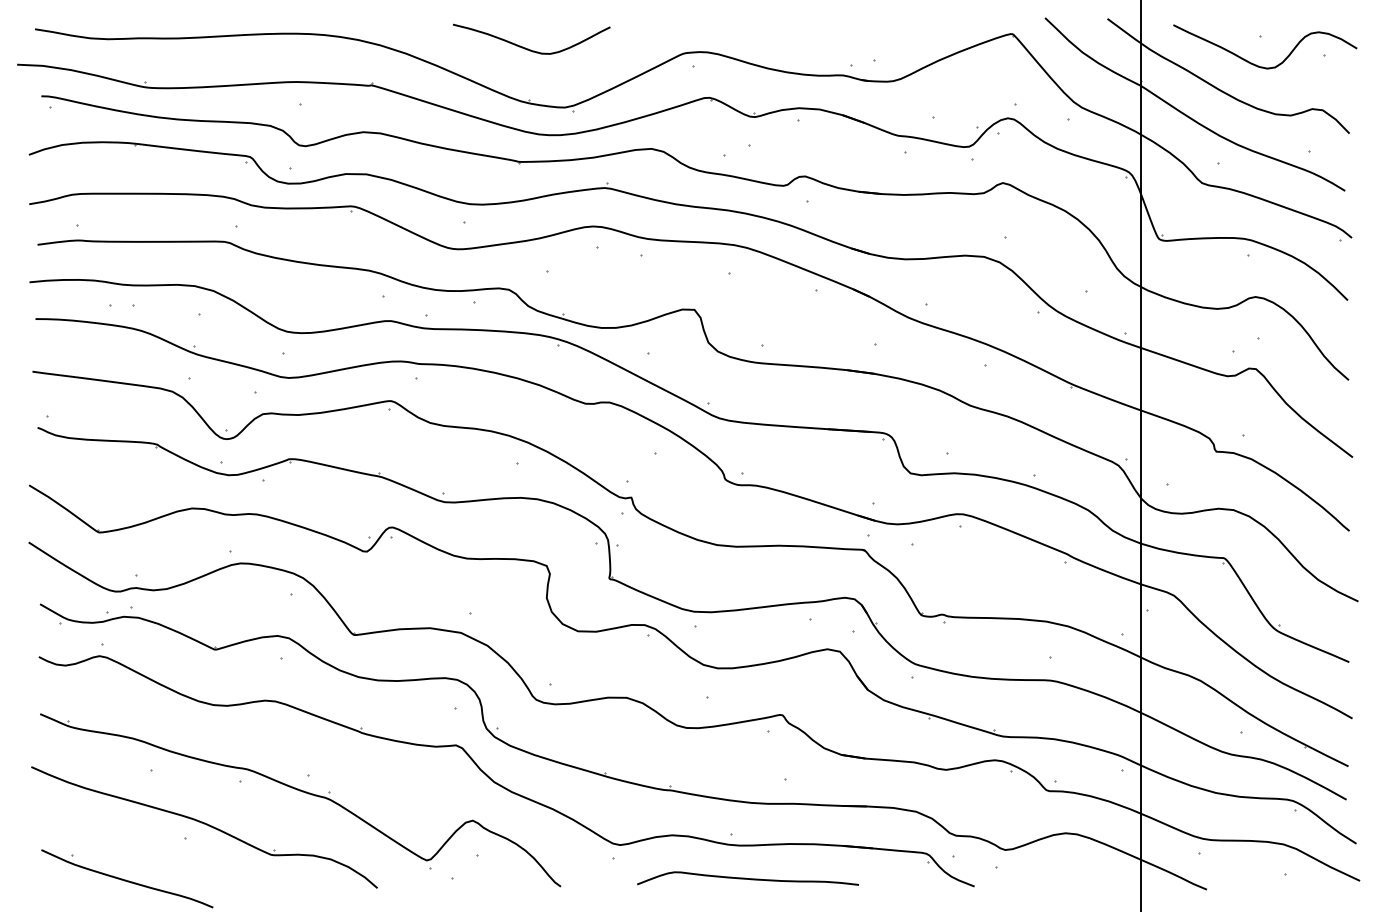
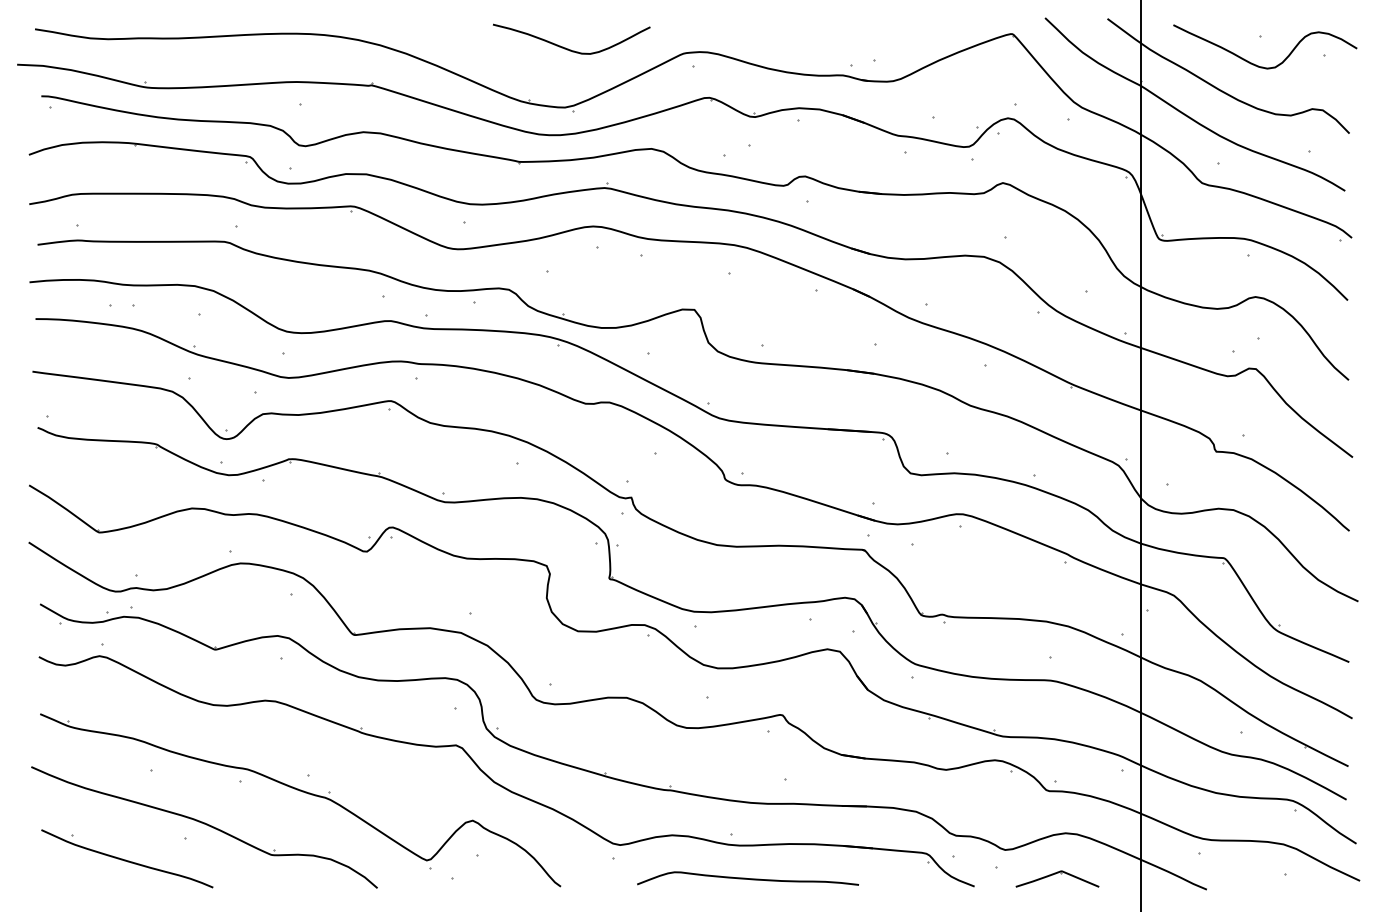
curve position: (528, 48) -> (568, 48) (568, 48)
part position: (127, 878) -> (127, 858) (127, 858)
part: none -> present (1057, 878)
